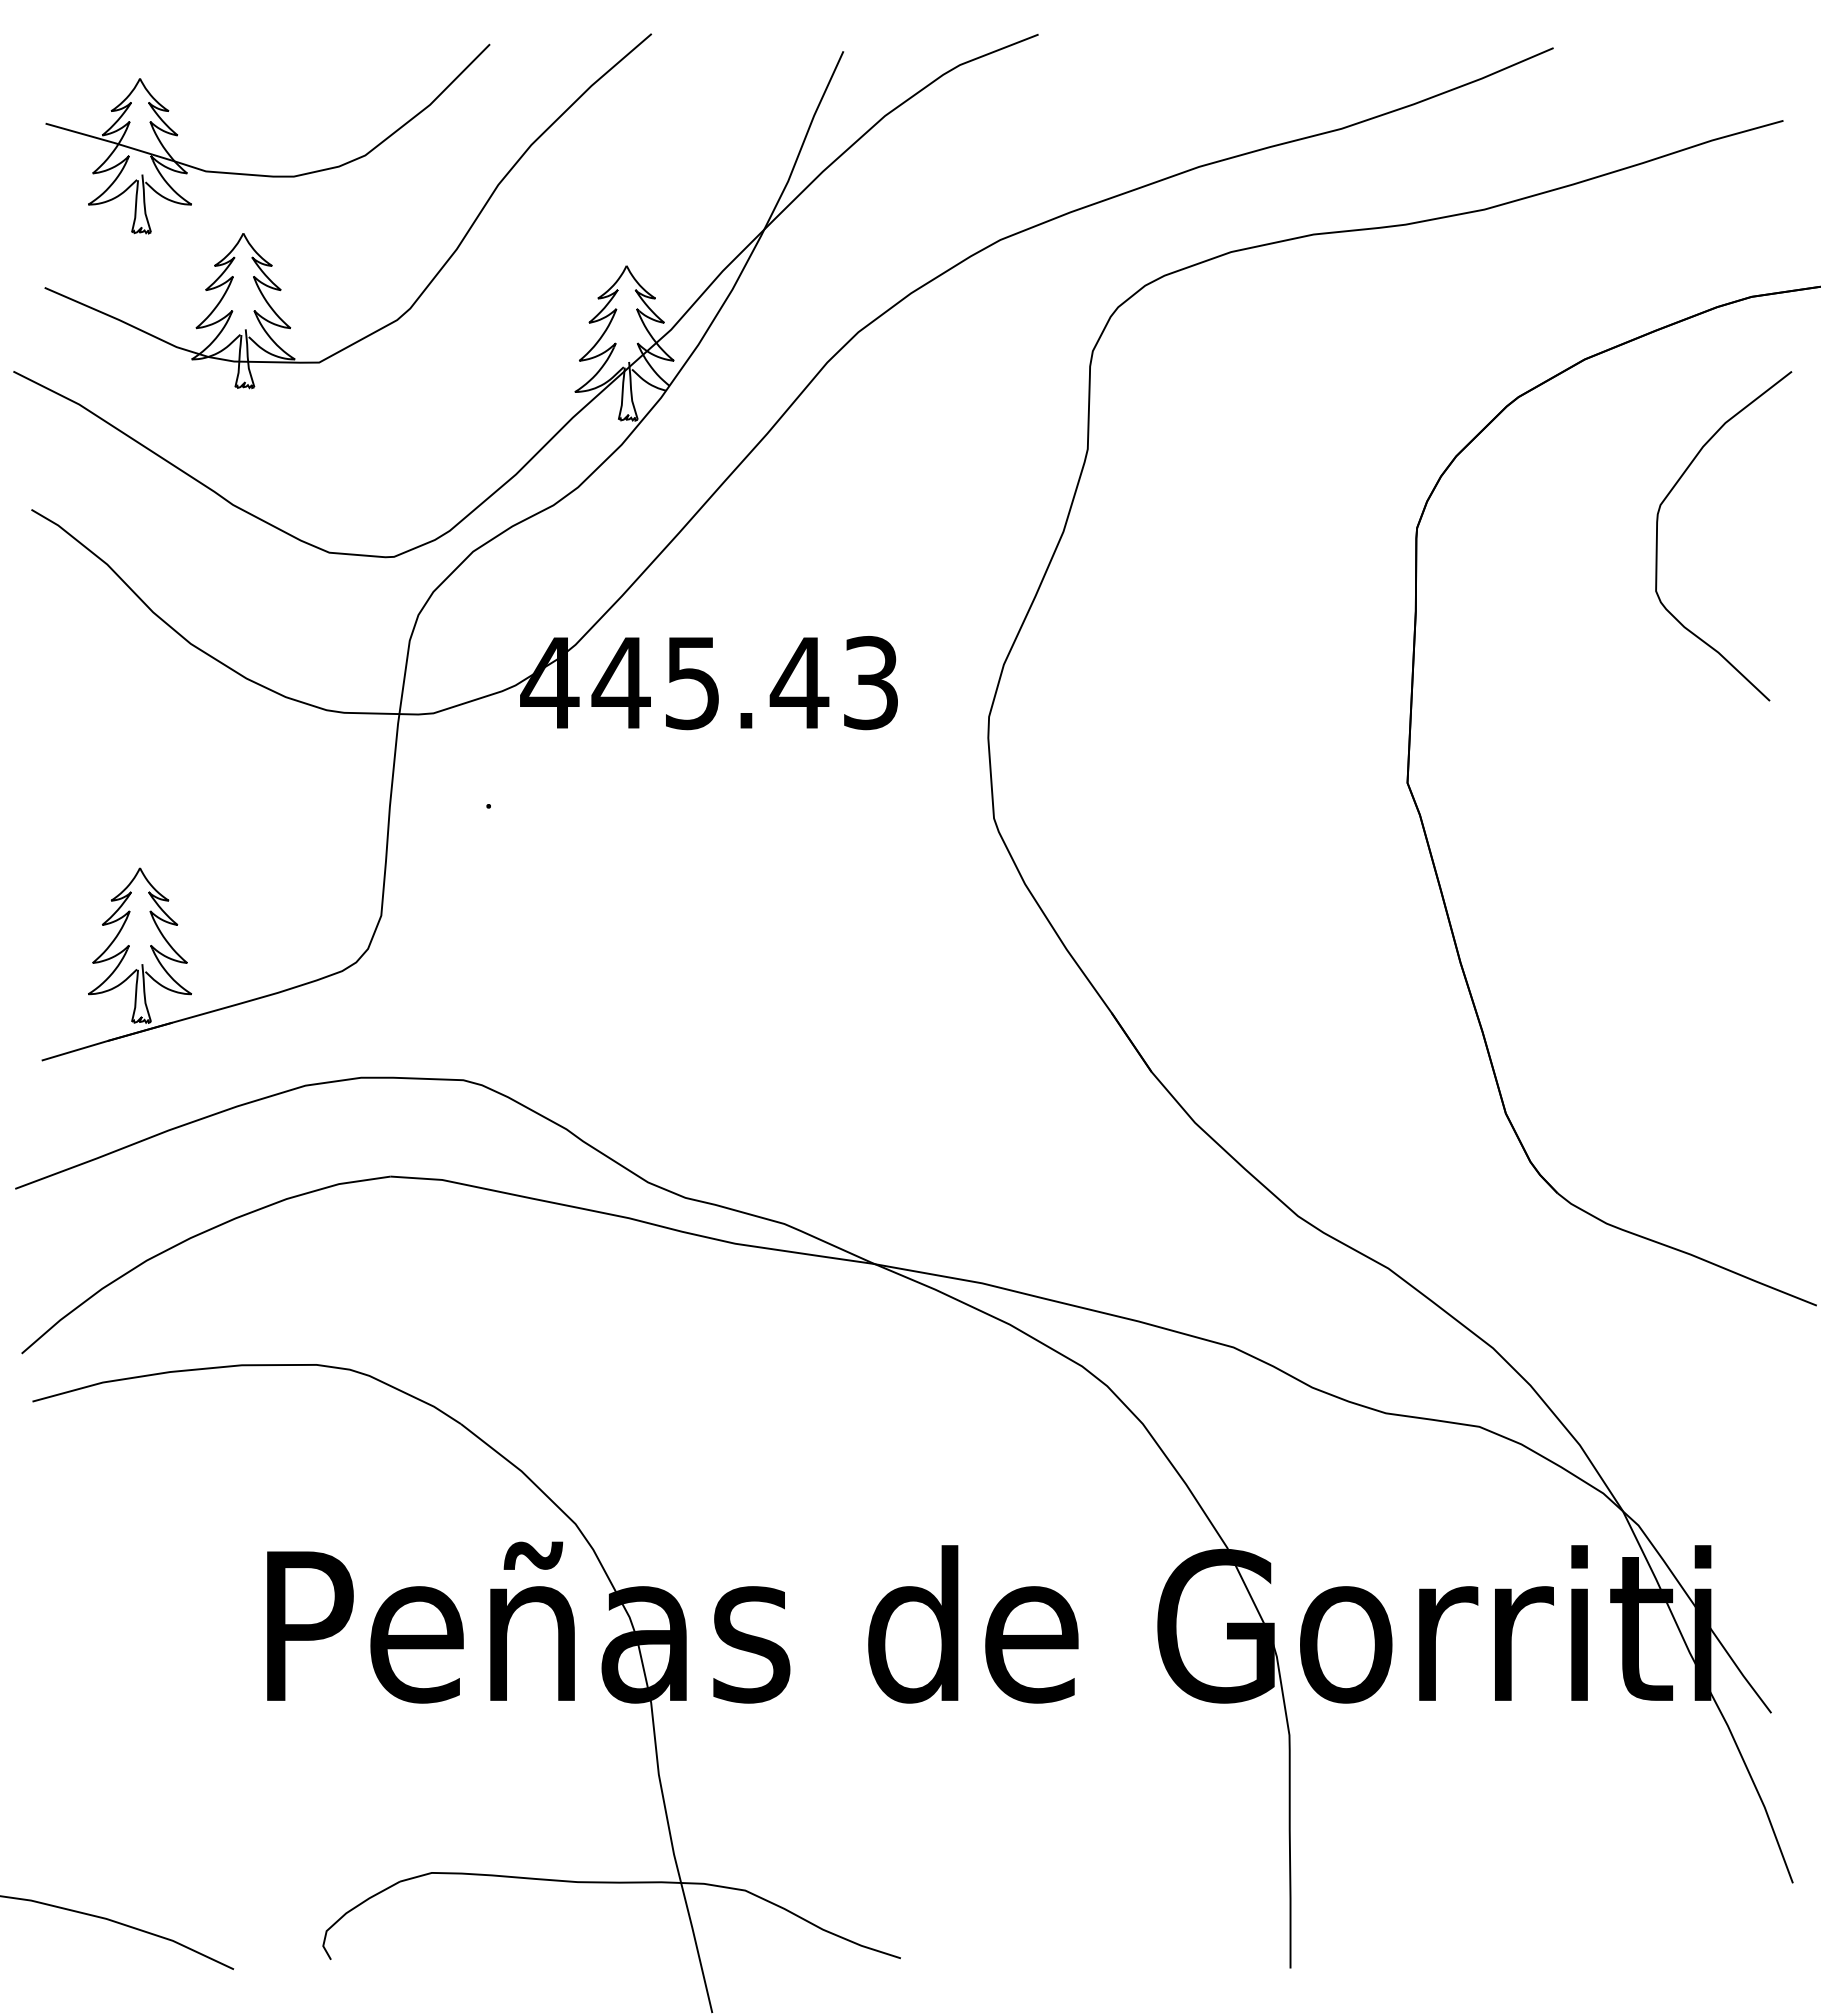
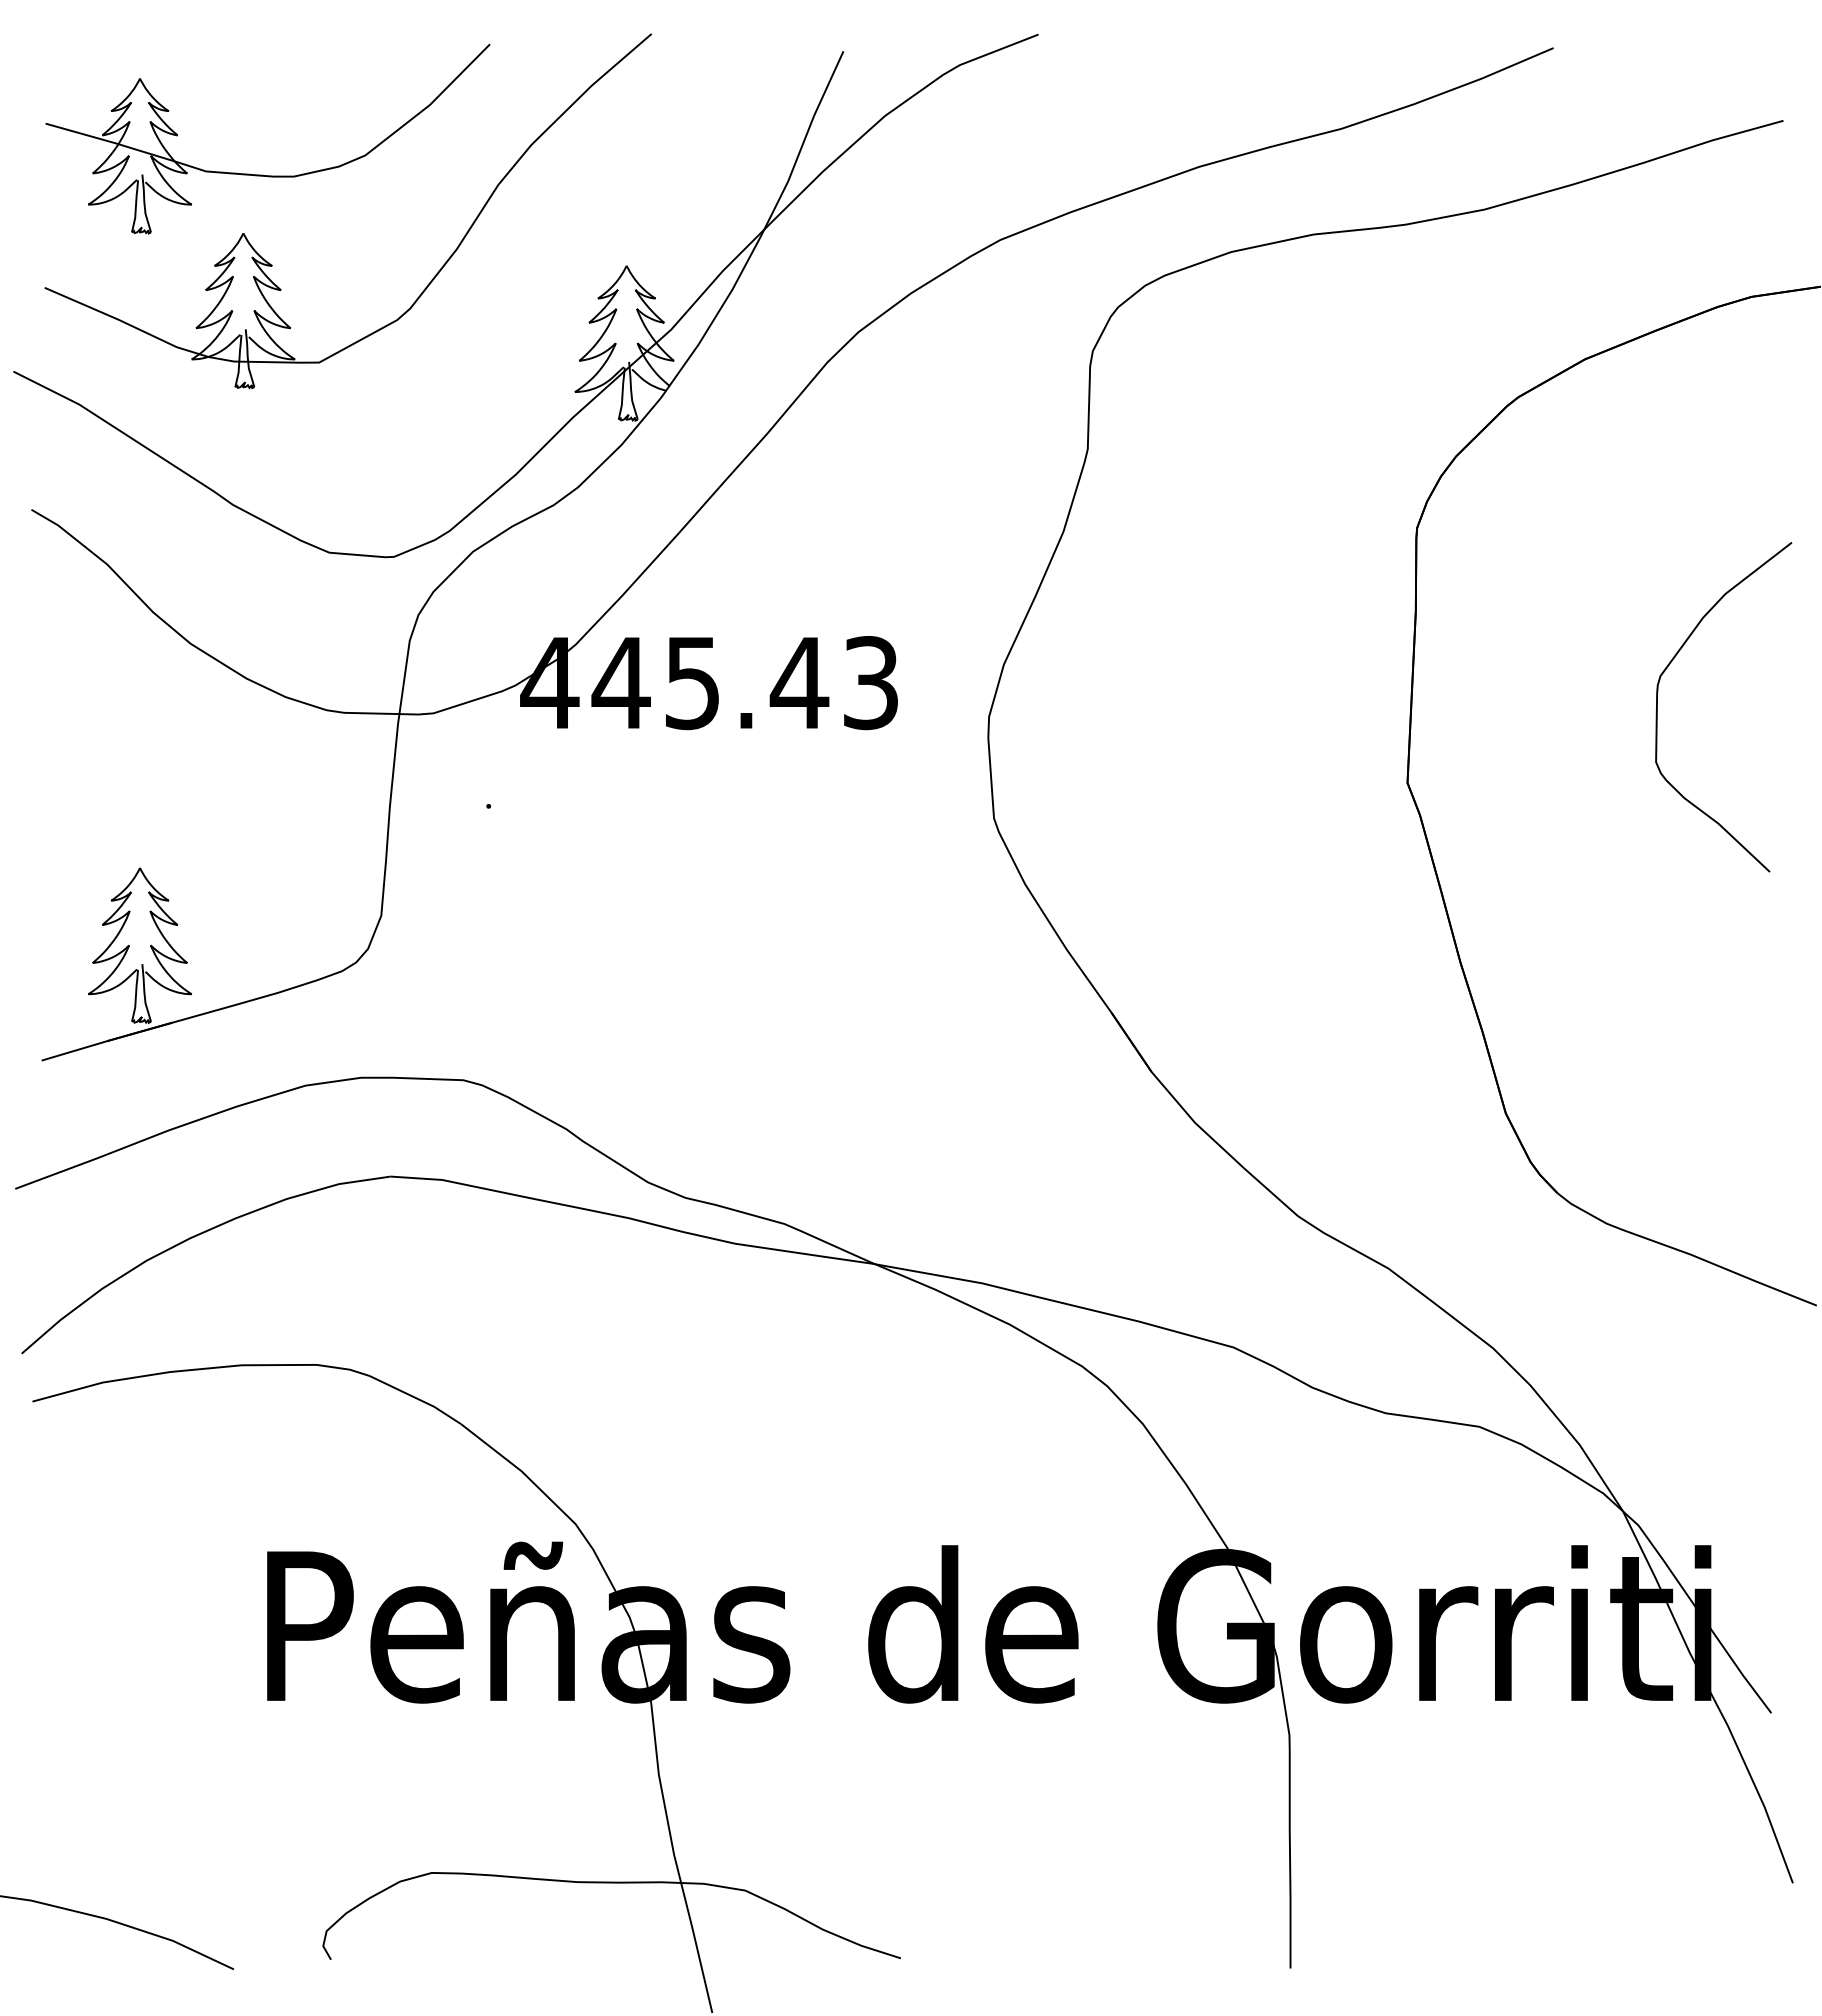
curve position: (1657, 536) -> (1657, 707) (1657, 707)
